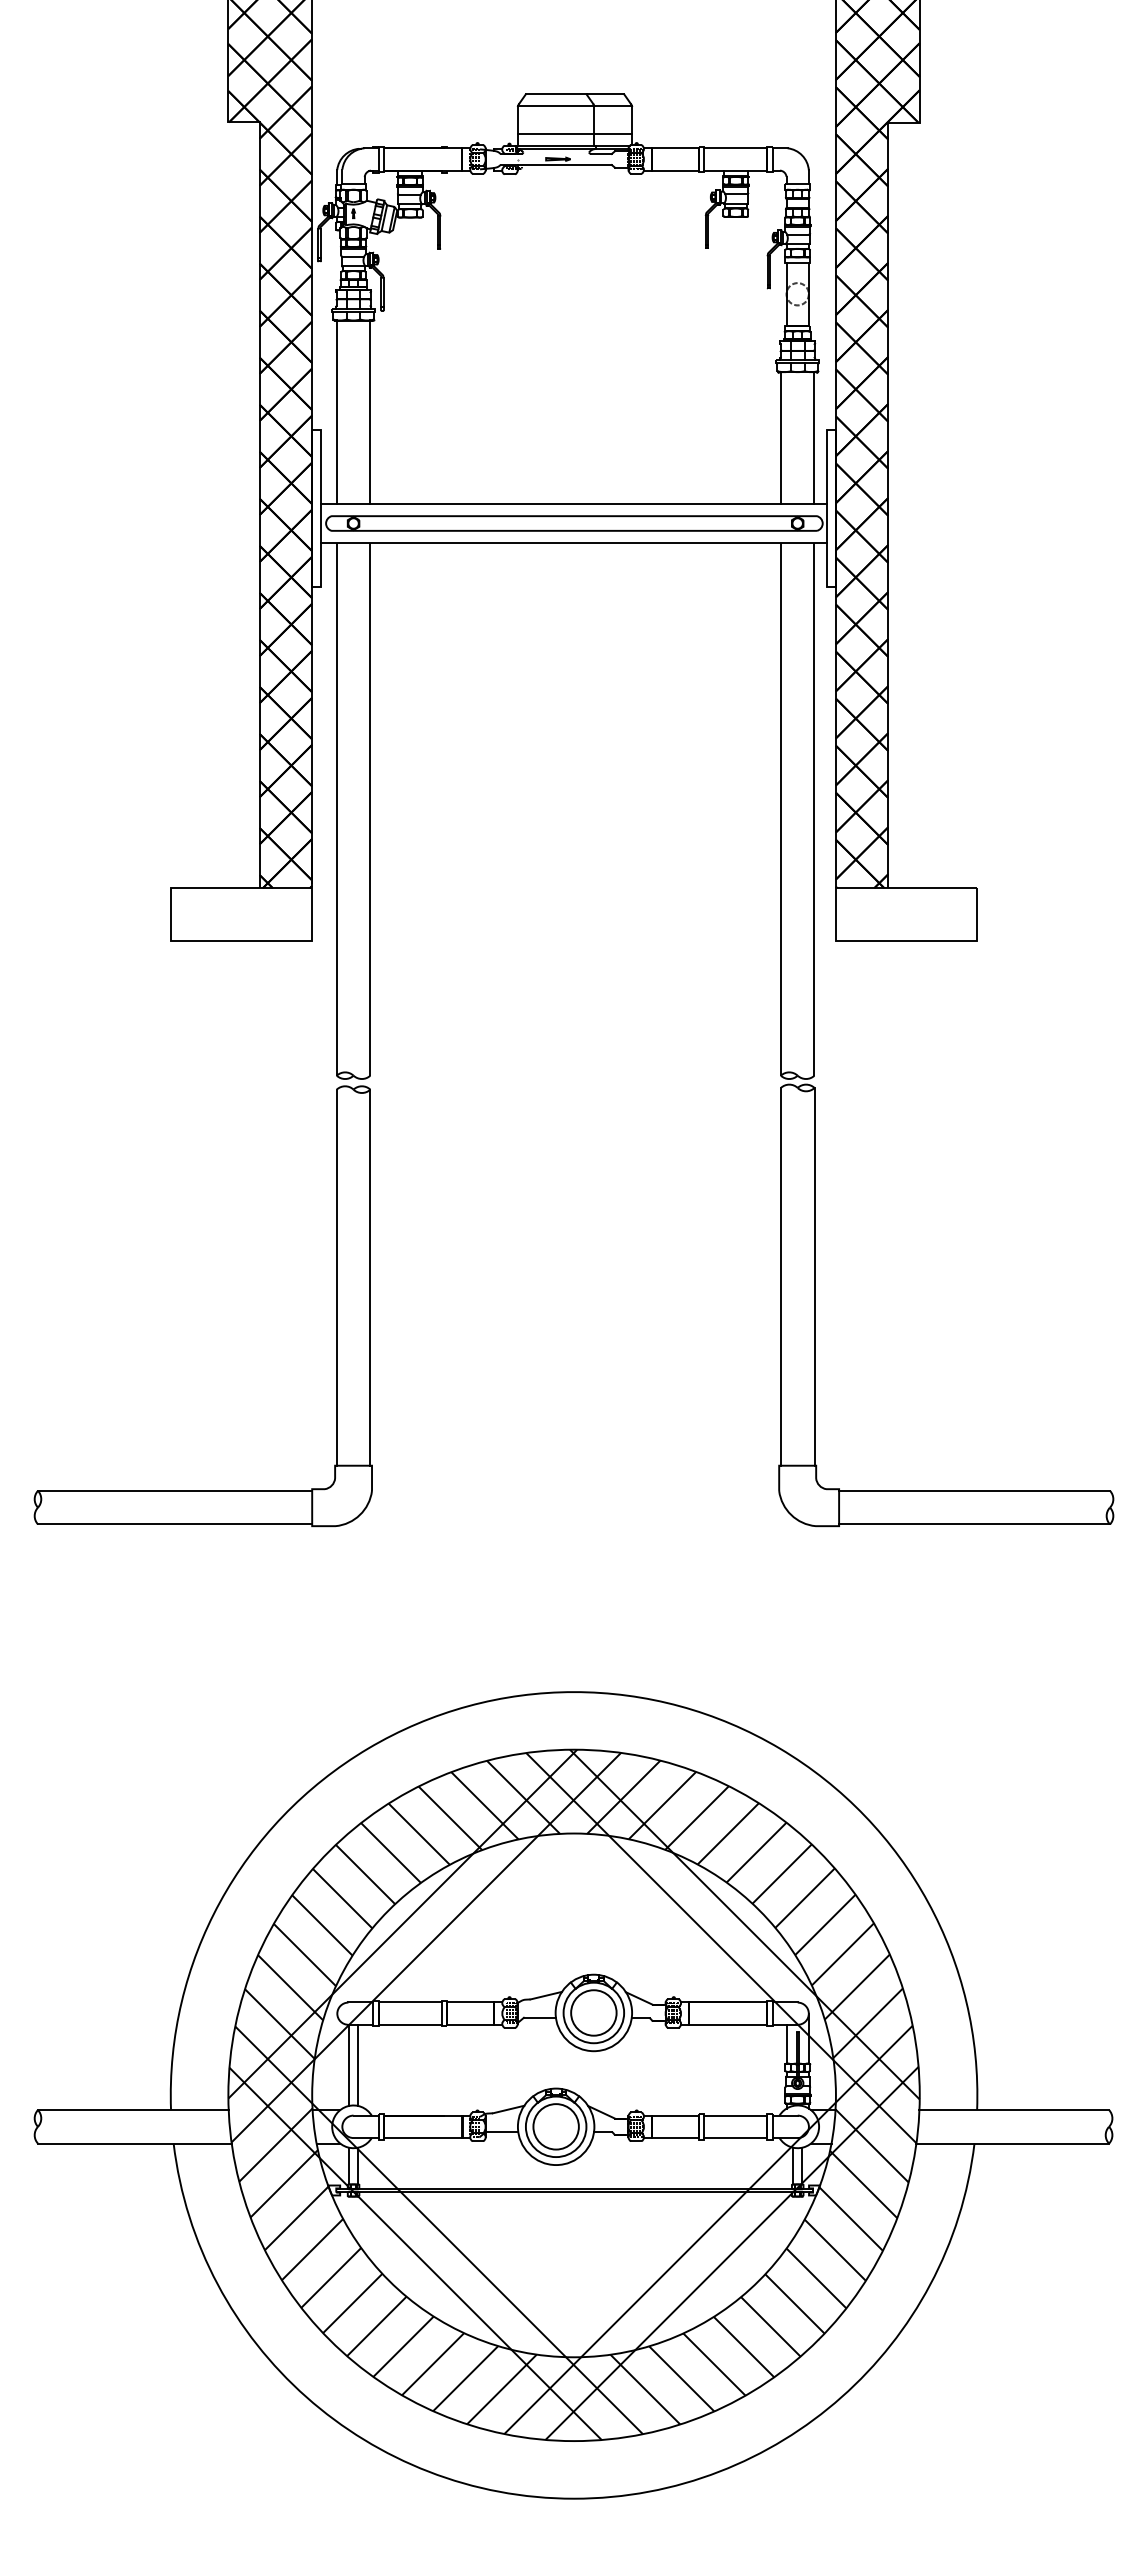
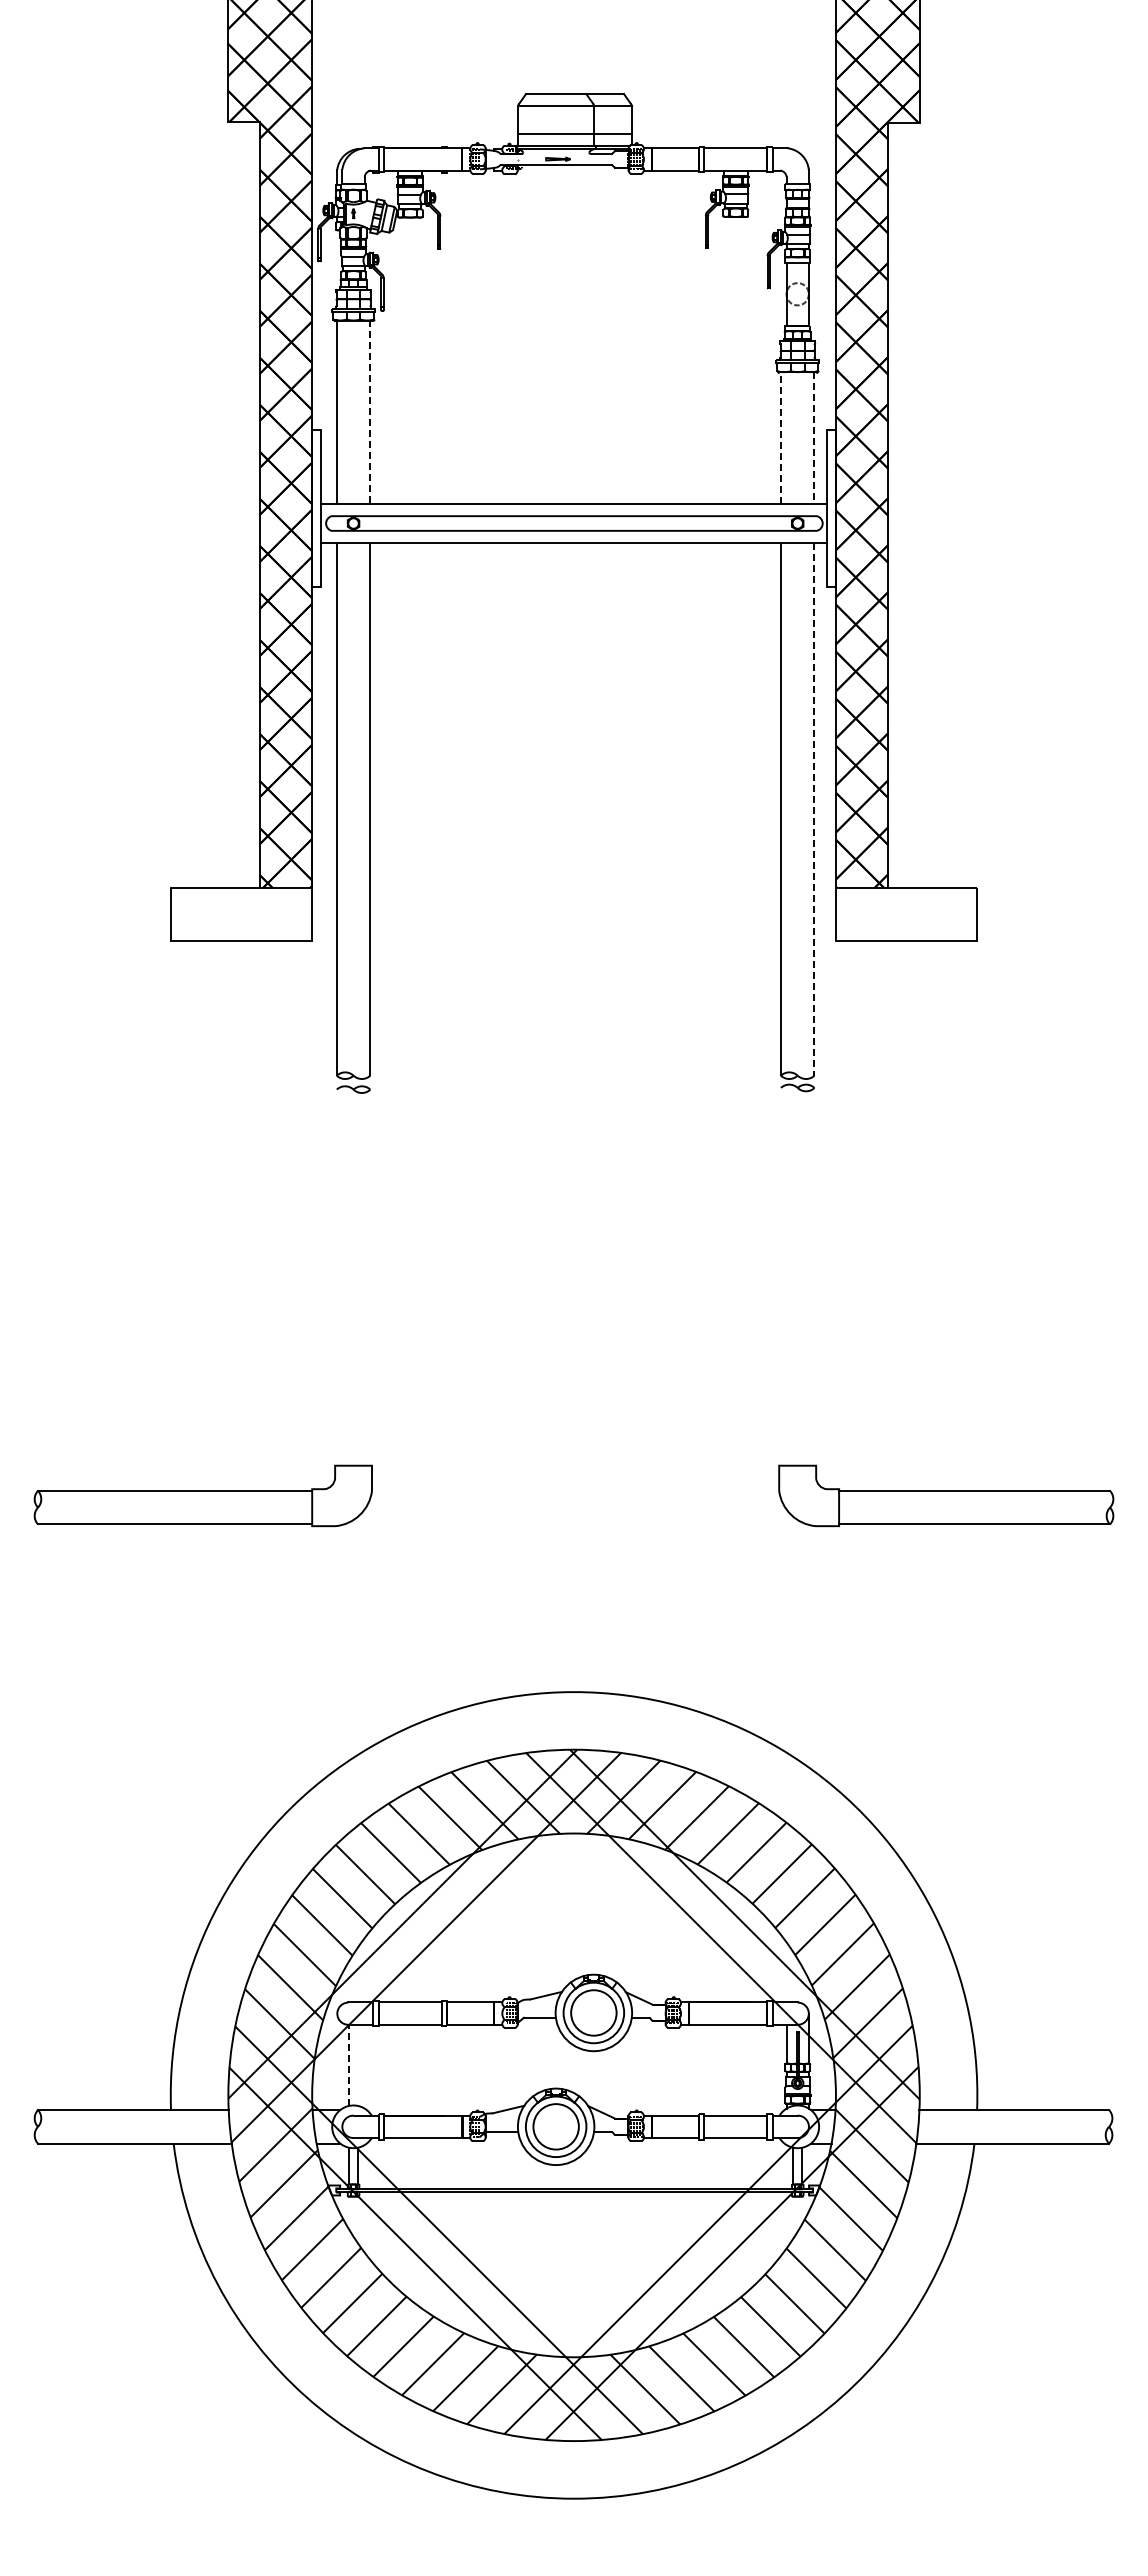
line: solid -> dashed (370, 412)
line: solid -> dashed (780, 437)
line: solid -> dashed (814, 438)
line: solid -> dashed (814, 809)
line: present -> none (780, 1276)
line: present -> none (814, 1276)
line: present -> none (336, 1277)
line: present -> none (370, 1277)
line: present -> none (358, 2064)
line: solid -> dashed (348, 2065)
